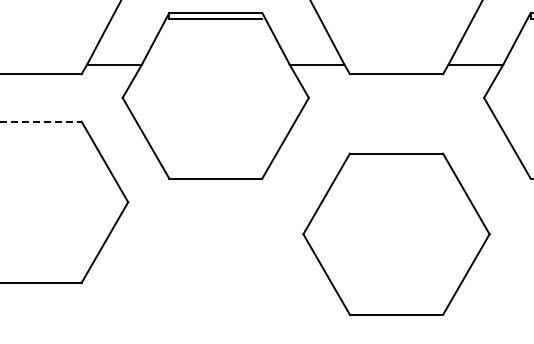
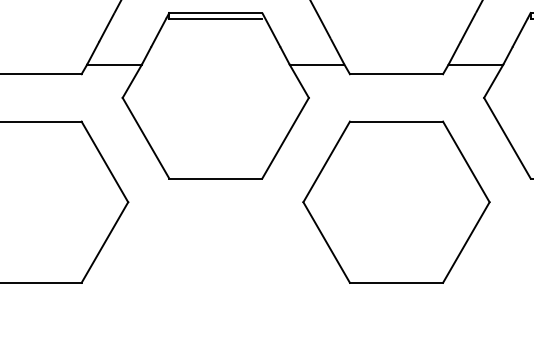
line: dashed -> solid (41, 121)
part position: (396, 233) -> (396, 201) (396, 201)
